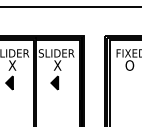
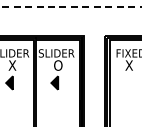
line: solid -> dashed (71, 7)
text: X -> O (57, 65)
text: O -> X (129, 65)
